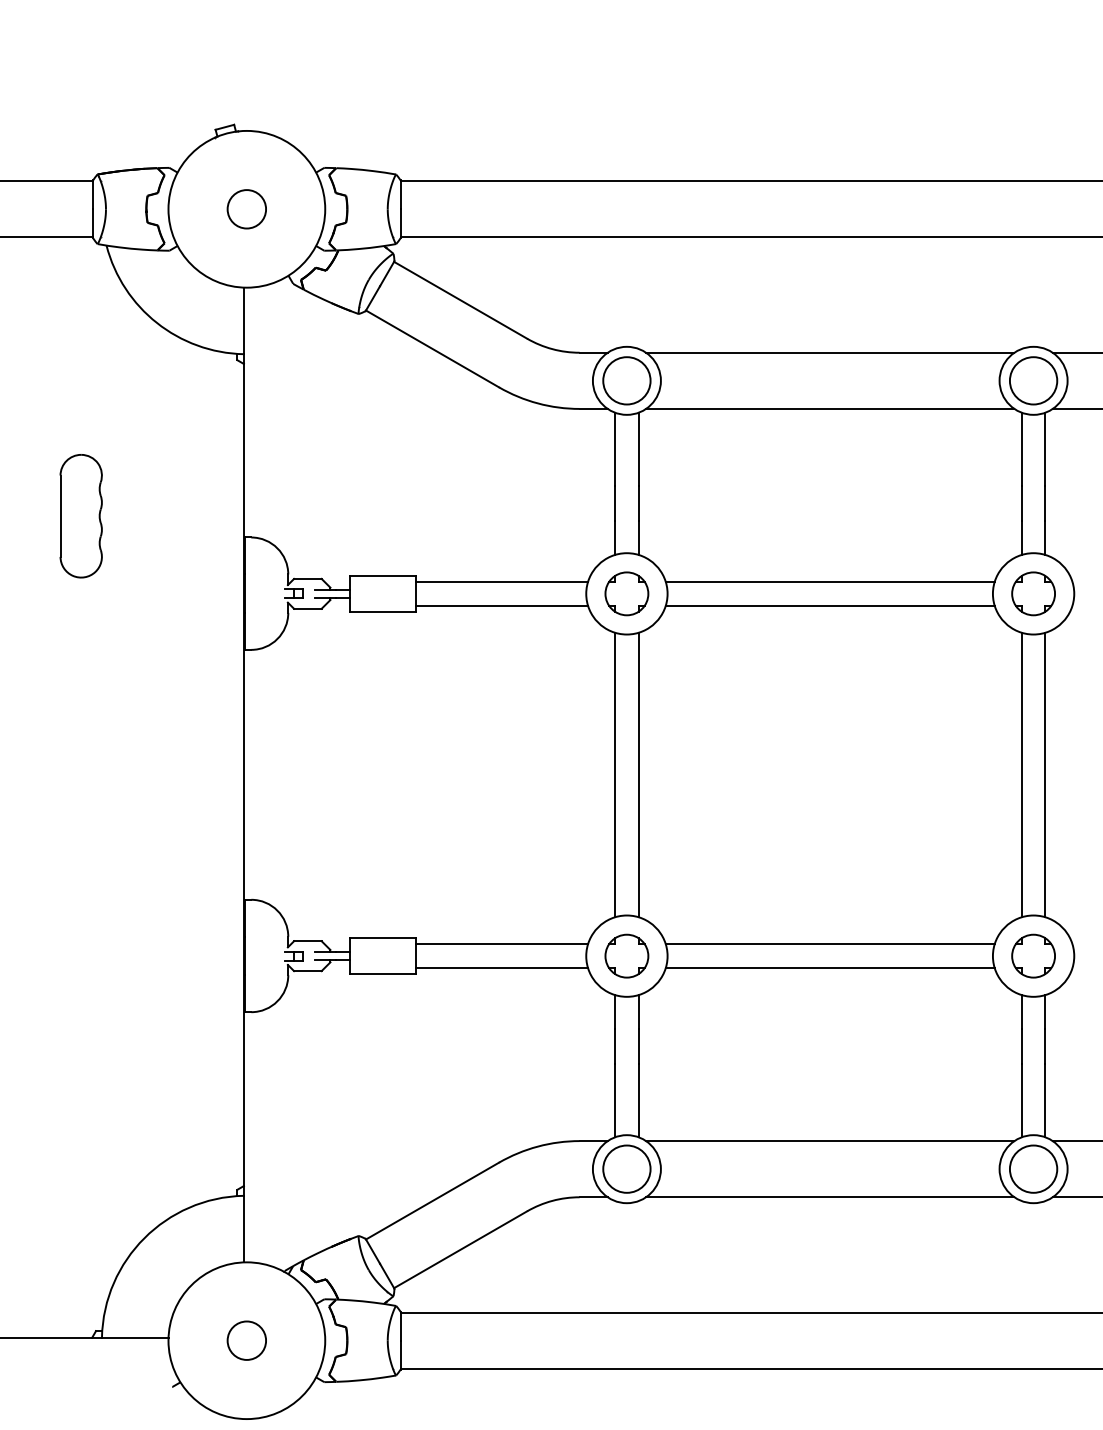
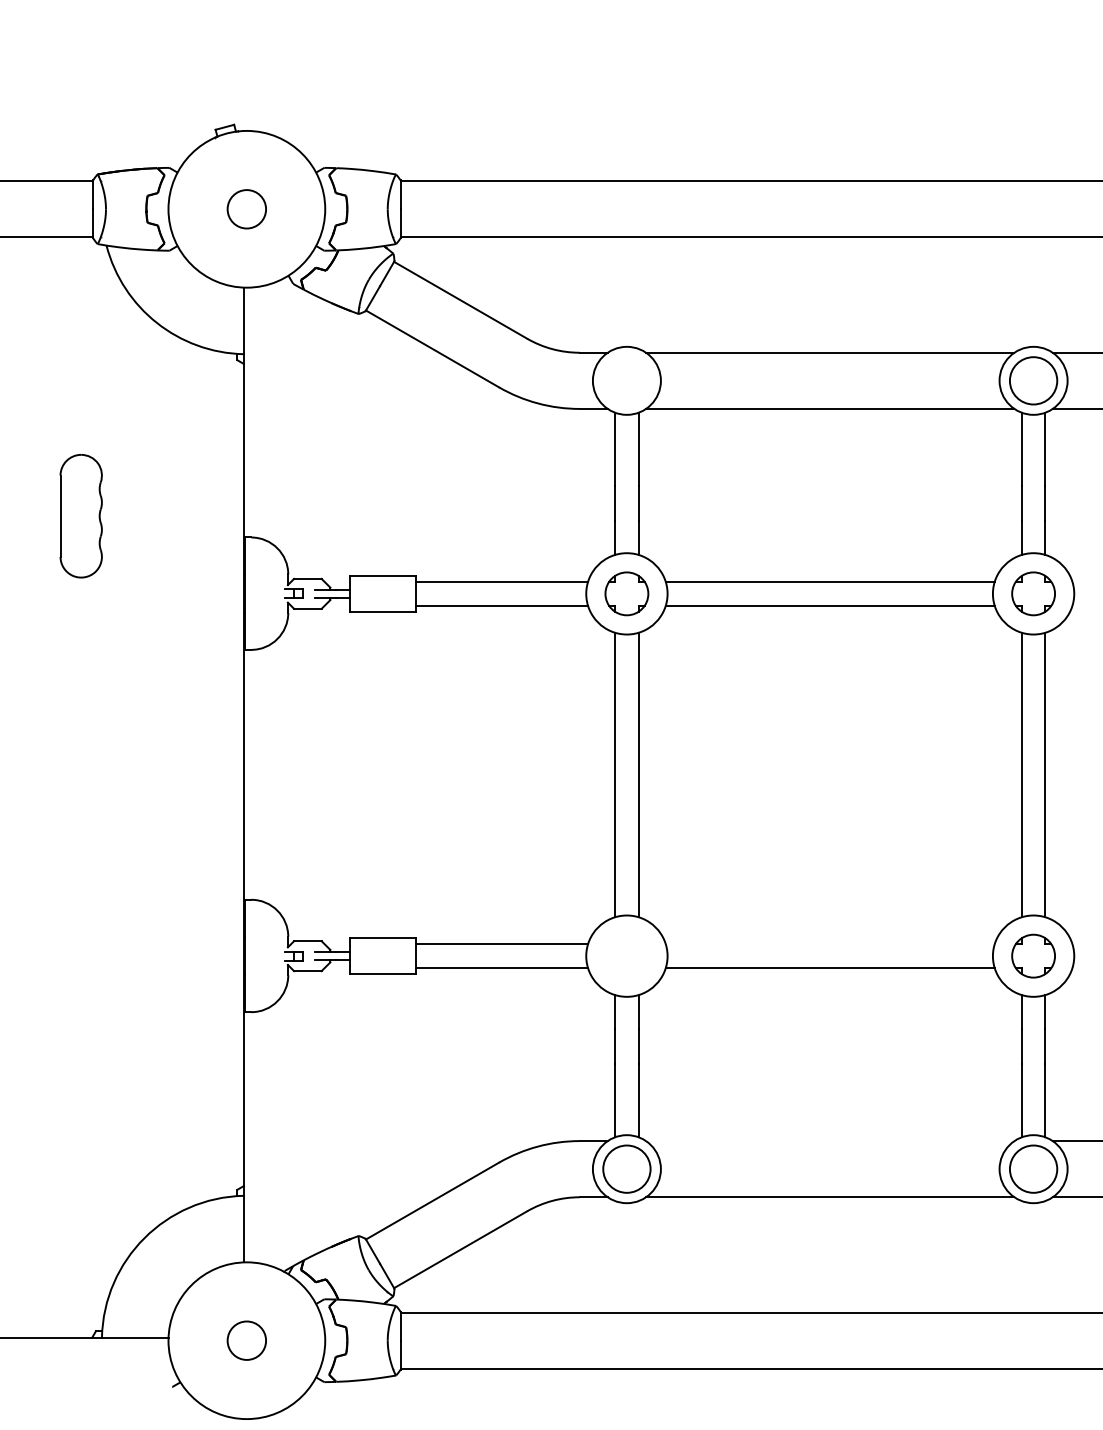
circle: present -> none (626, 380)
line: present -> none (829, 944)
part: present -> none (626, 955)
line: present -> none (830, 1141)
